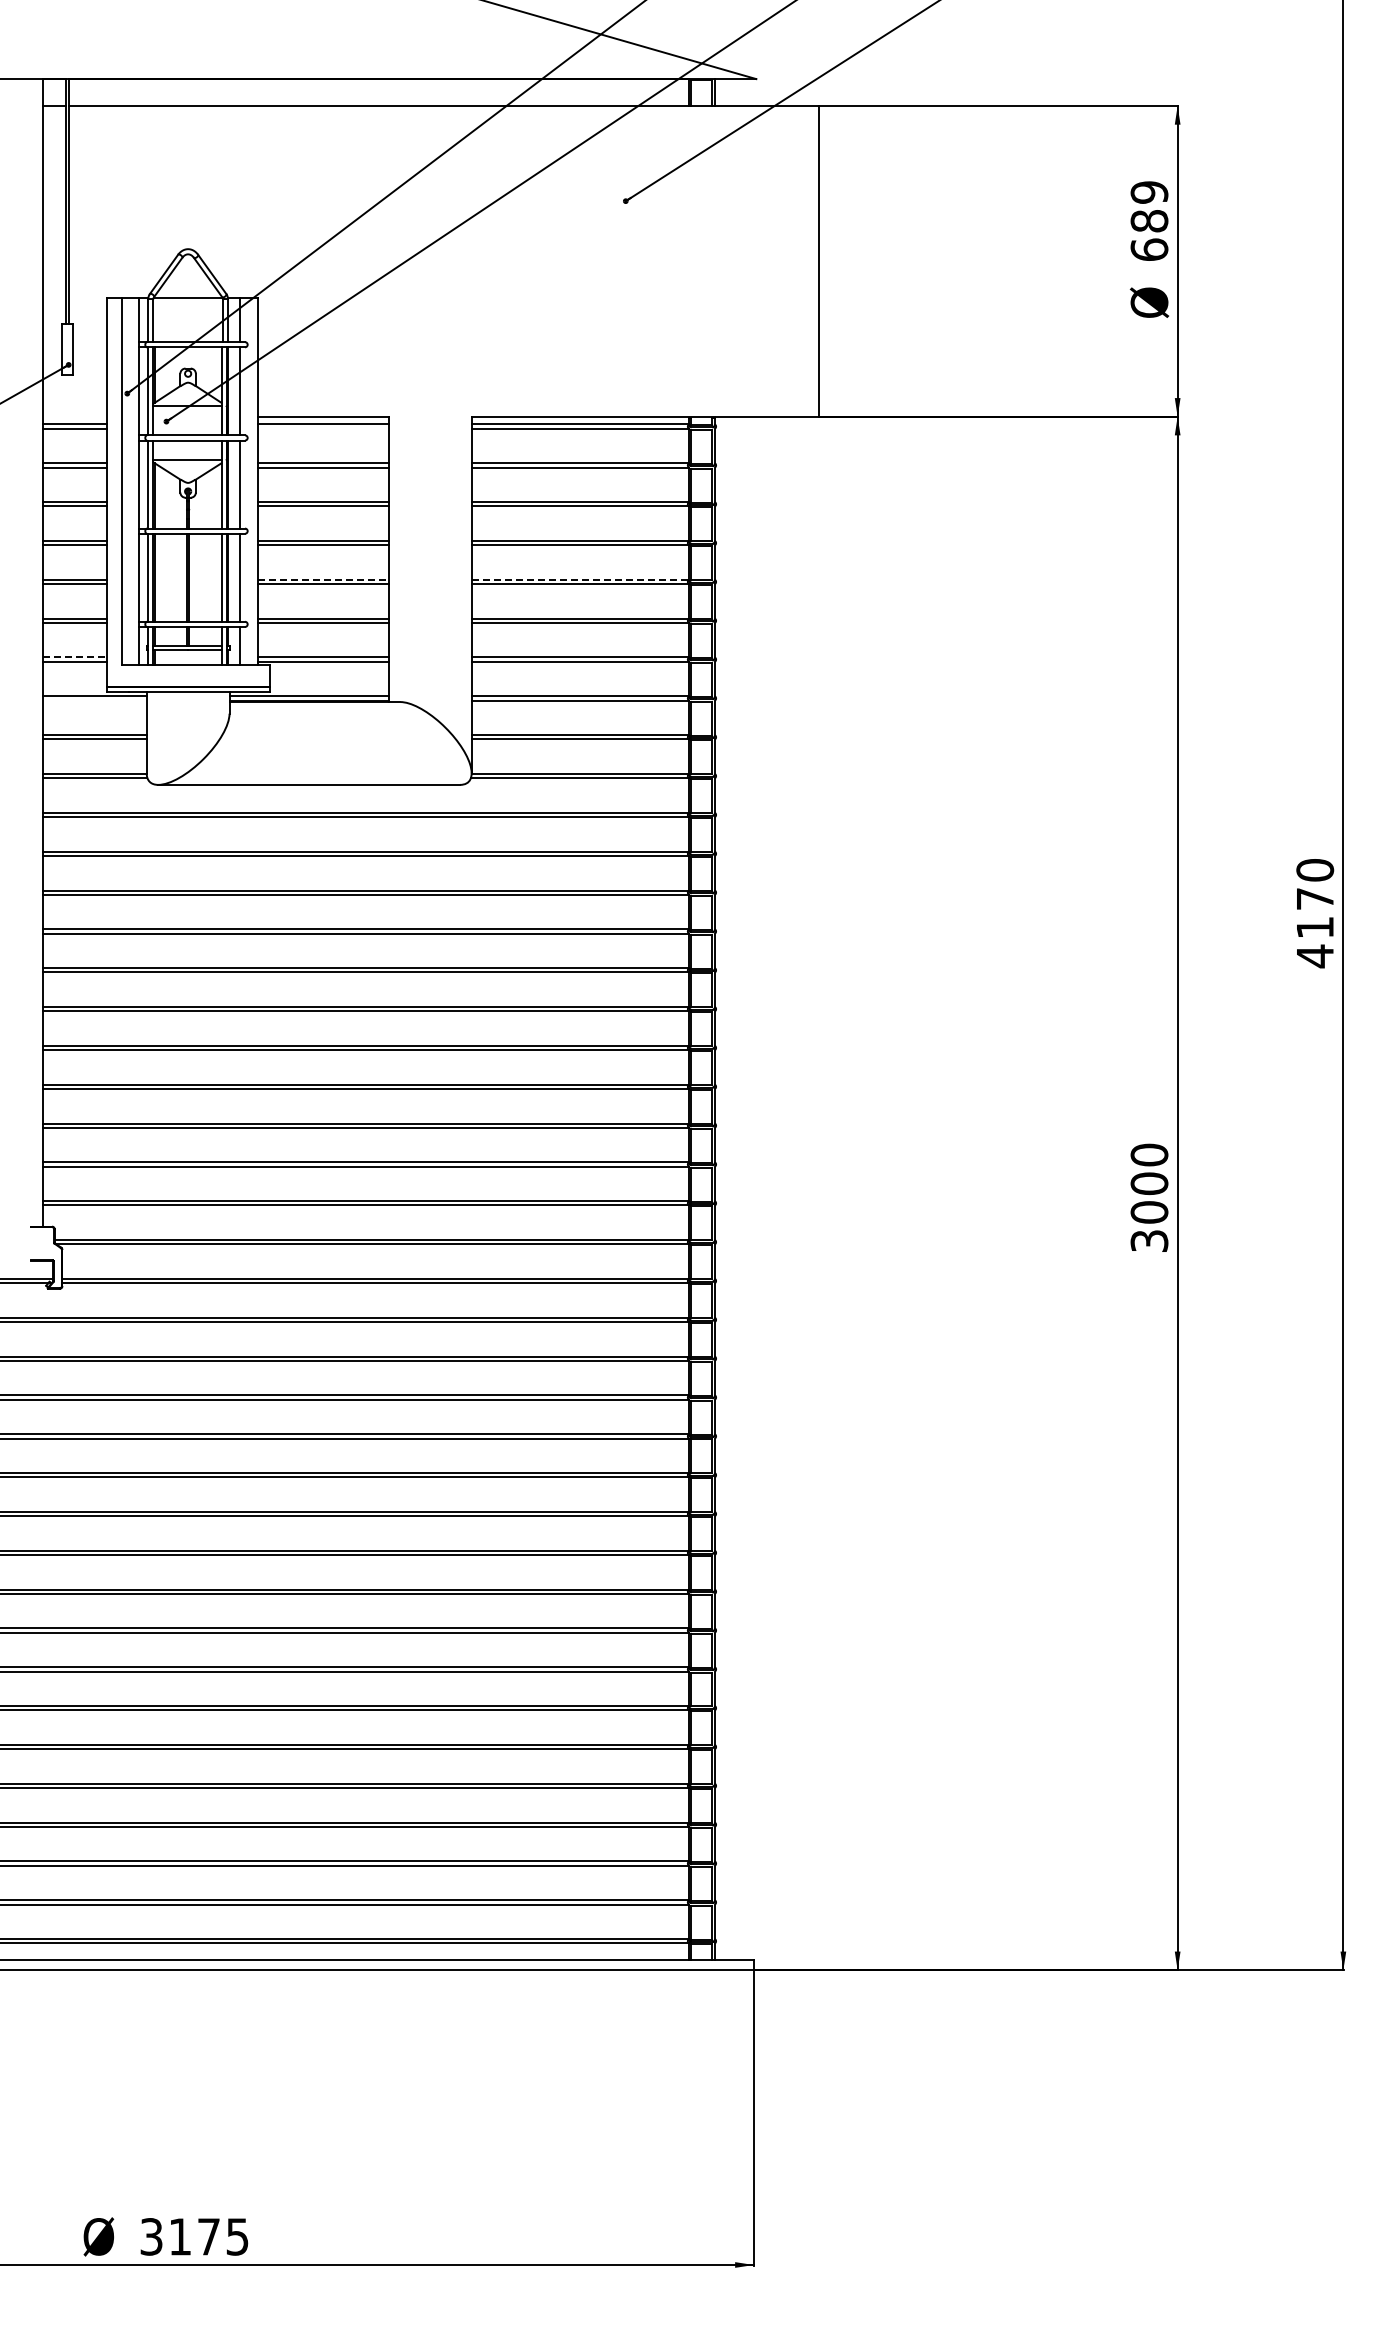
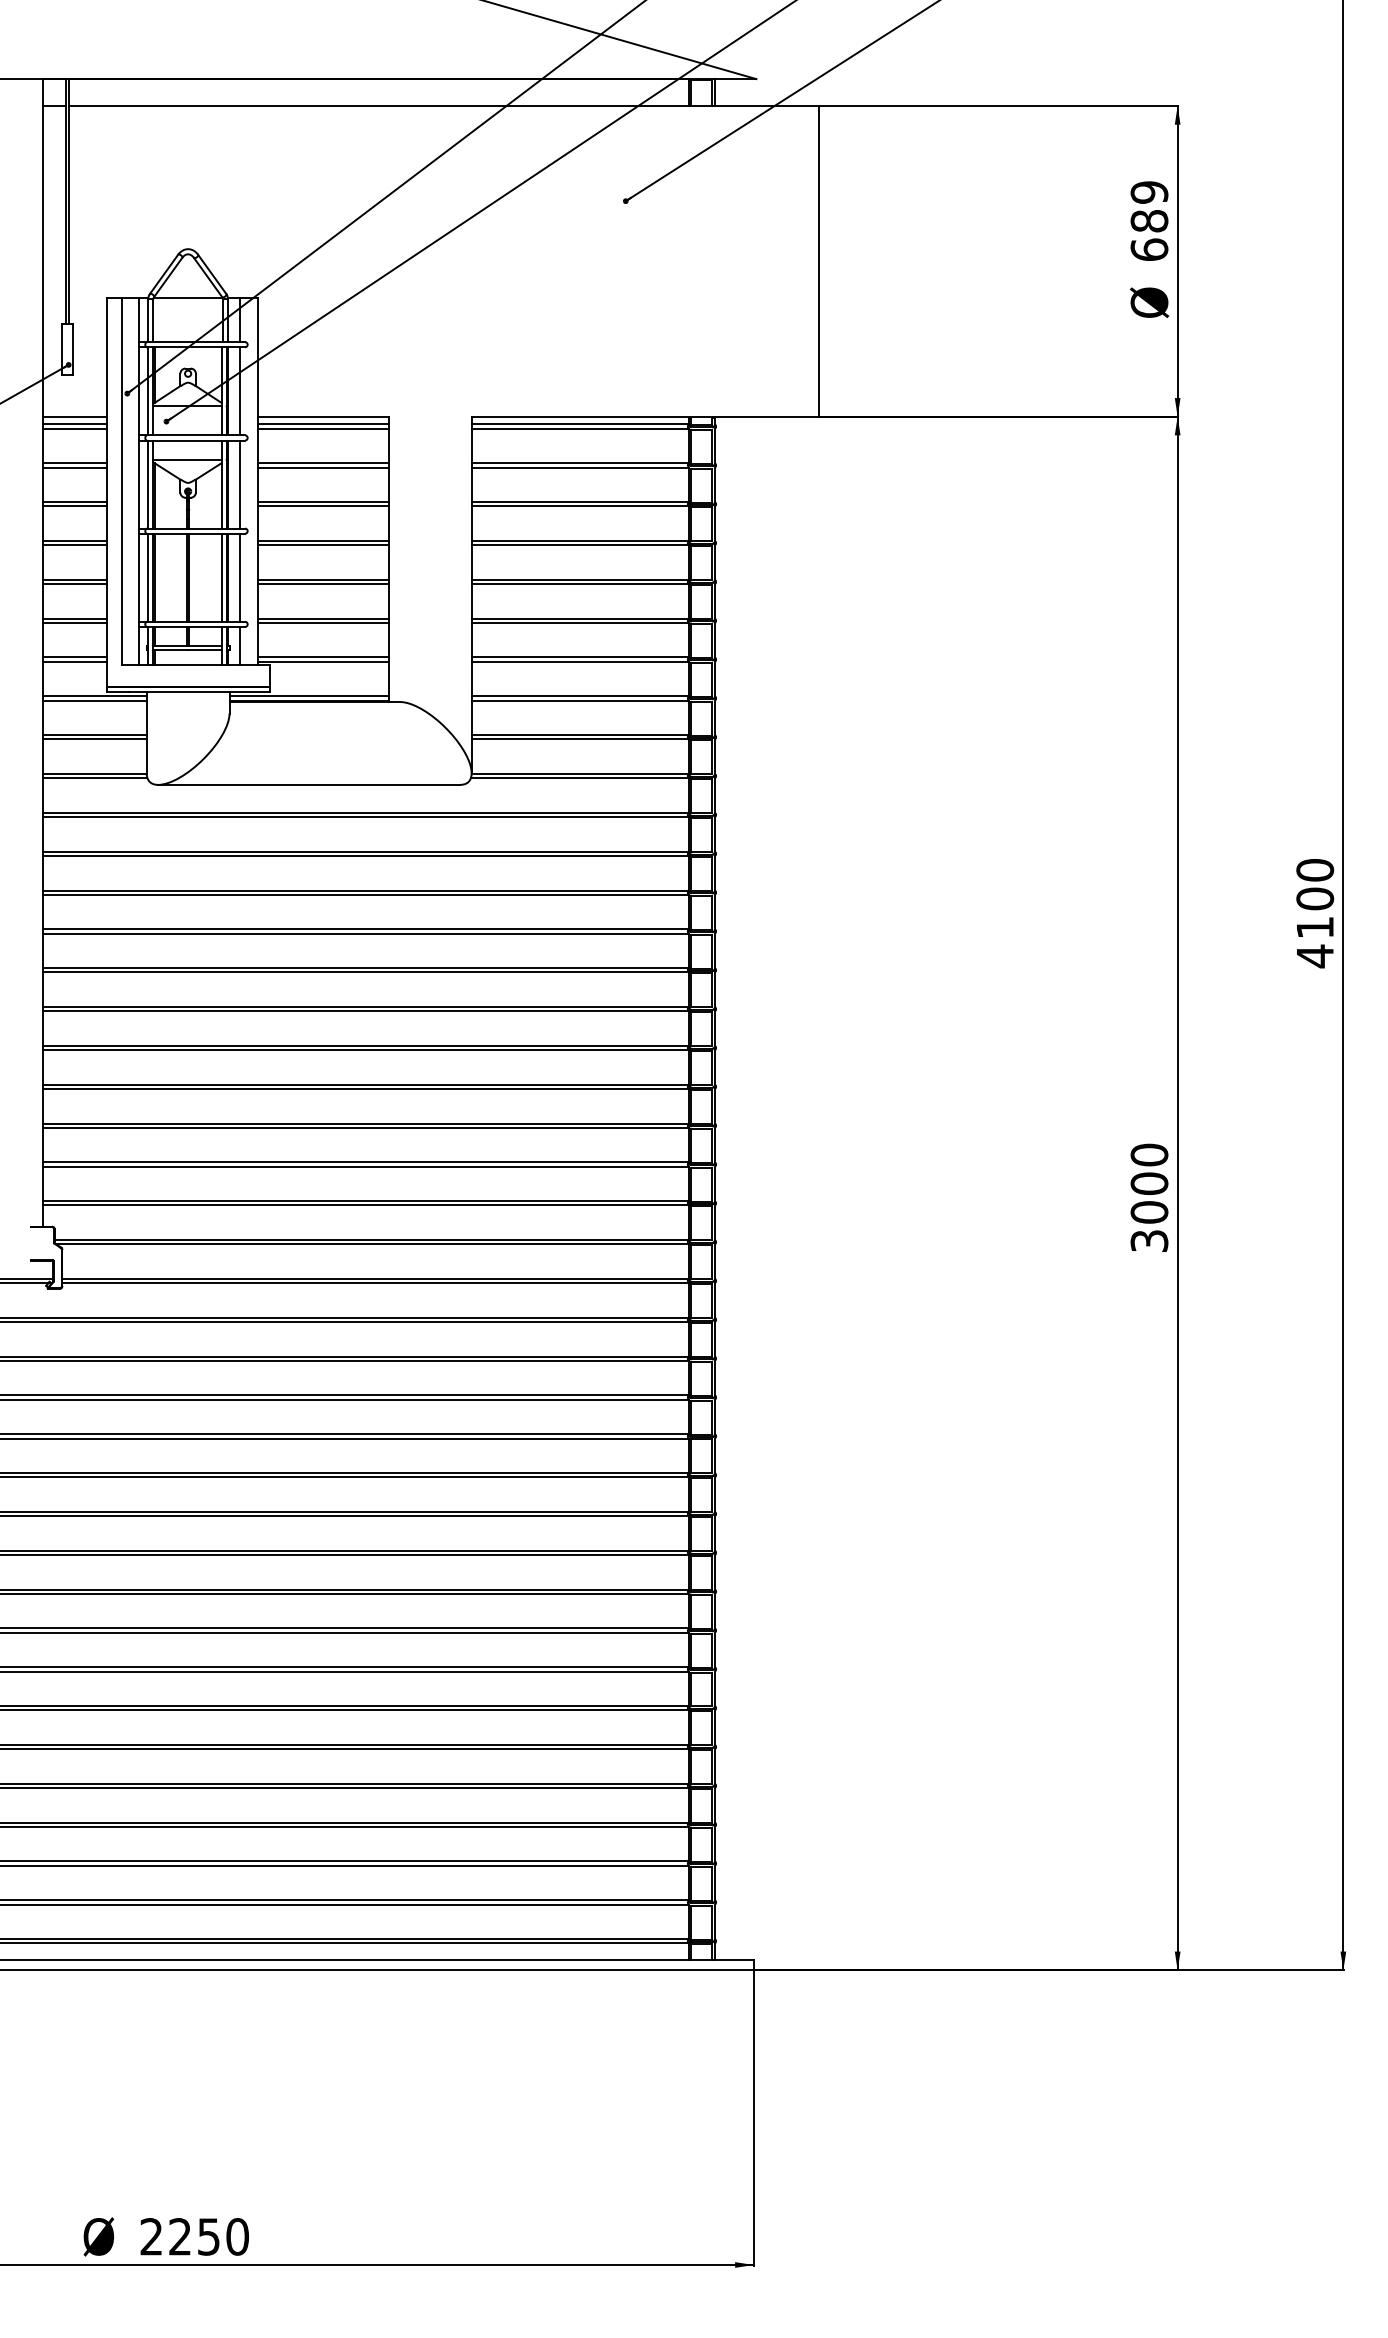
line: none -> present (74, 416)
line: none -> present (323, 428)
line: dashed -> solid (323, 579)
line: dashed -> solid (580, 579)
line: dashed -> solid (74, 657)
line: none -> present (94, 700)
text: 4170 -> 4100 (1315, 898)
text: 3175 -> 2250 (194, 2236)
